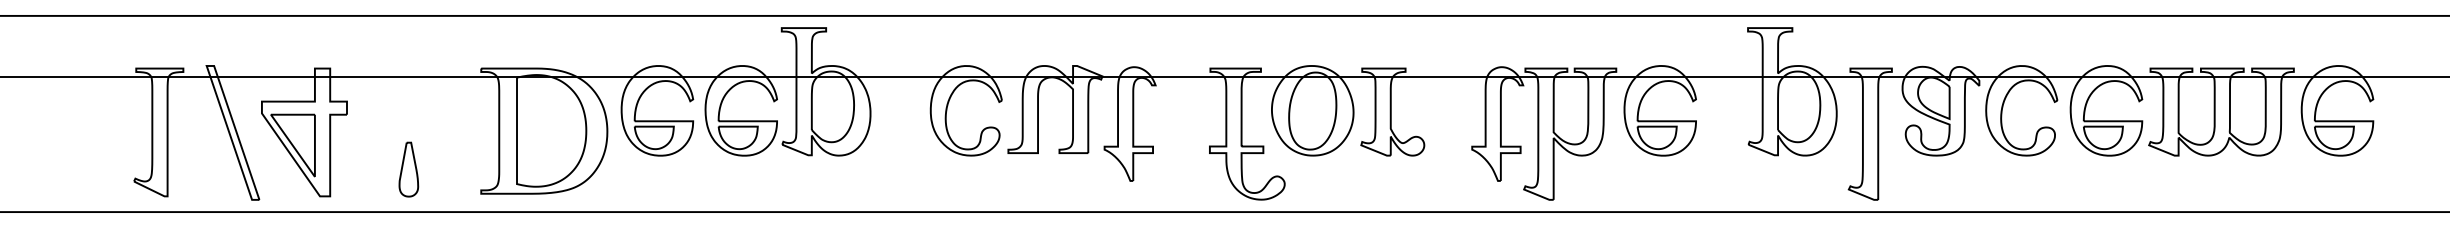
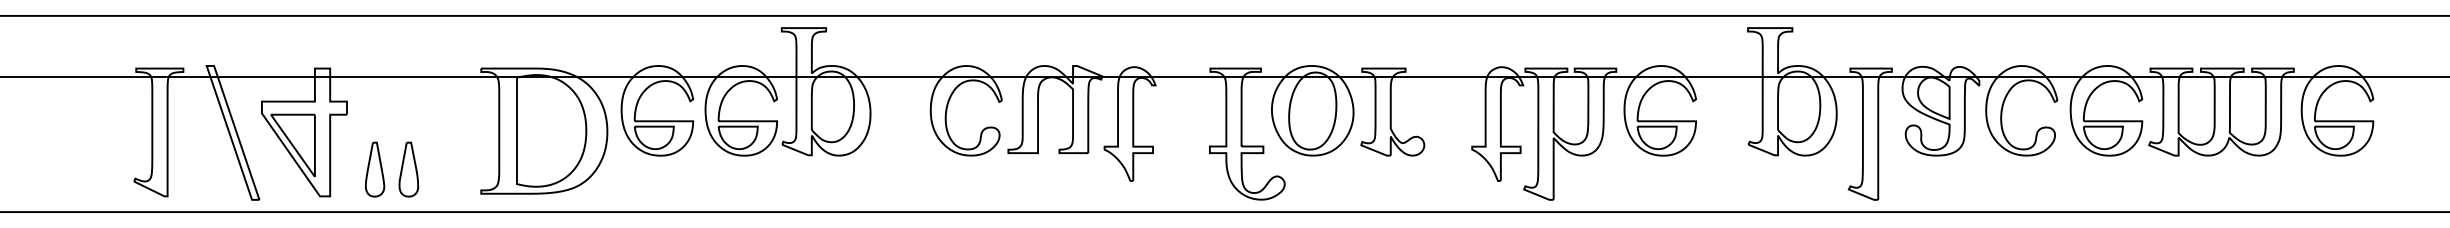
part: none -> present (375, 169)
